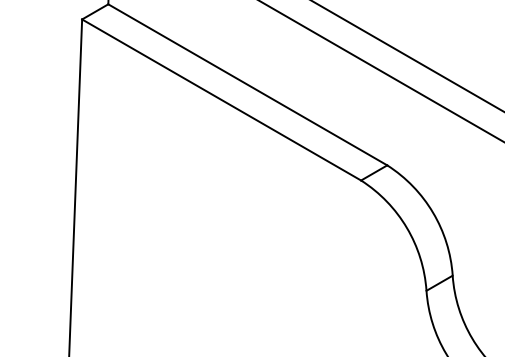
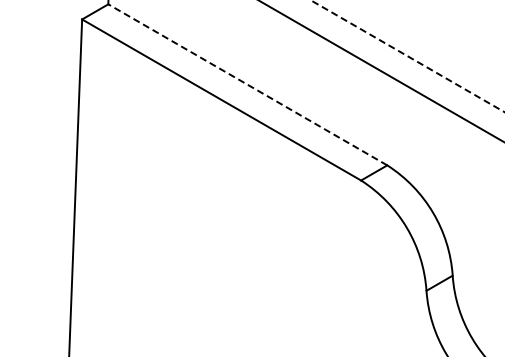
line: solid -> dashed (408, 56)
line: solid -> dashed (247, 84)
